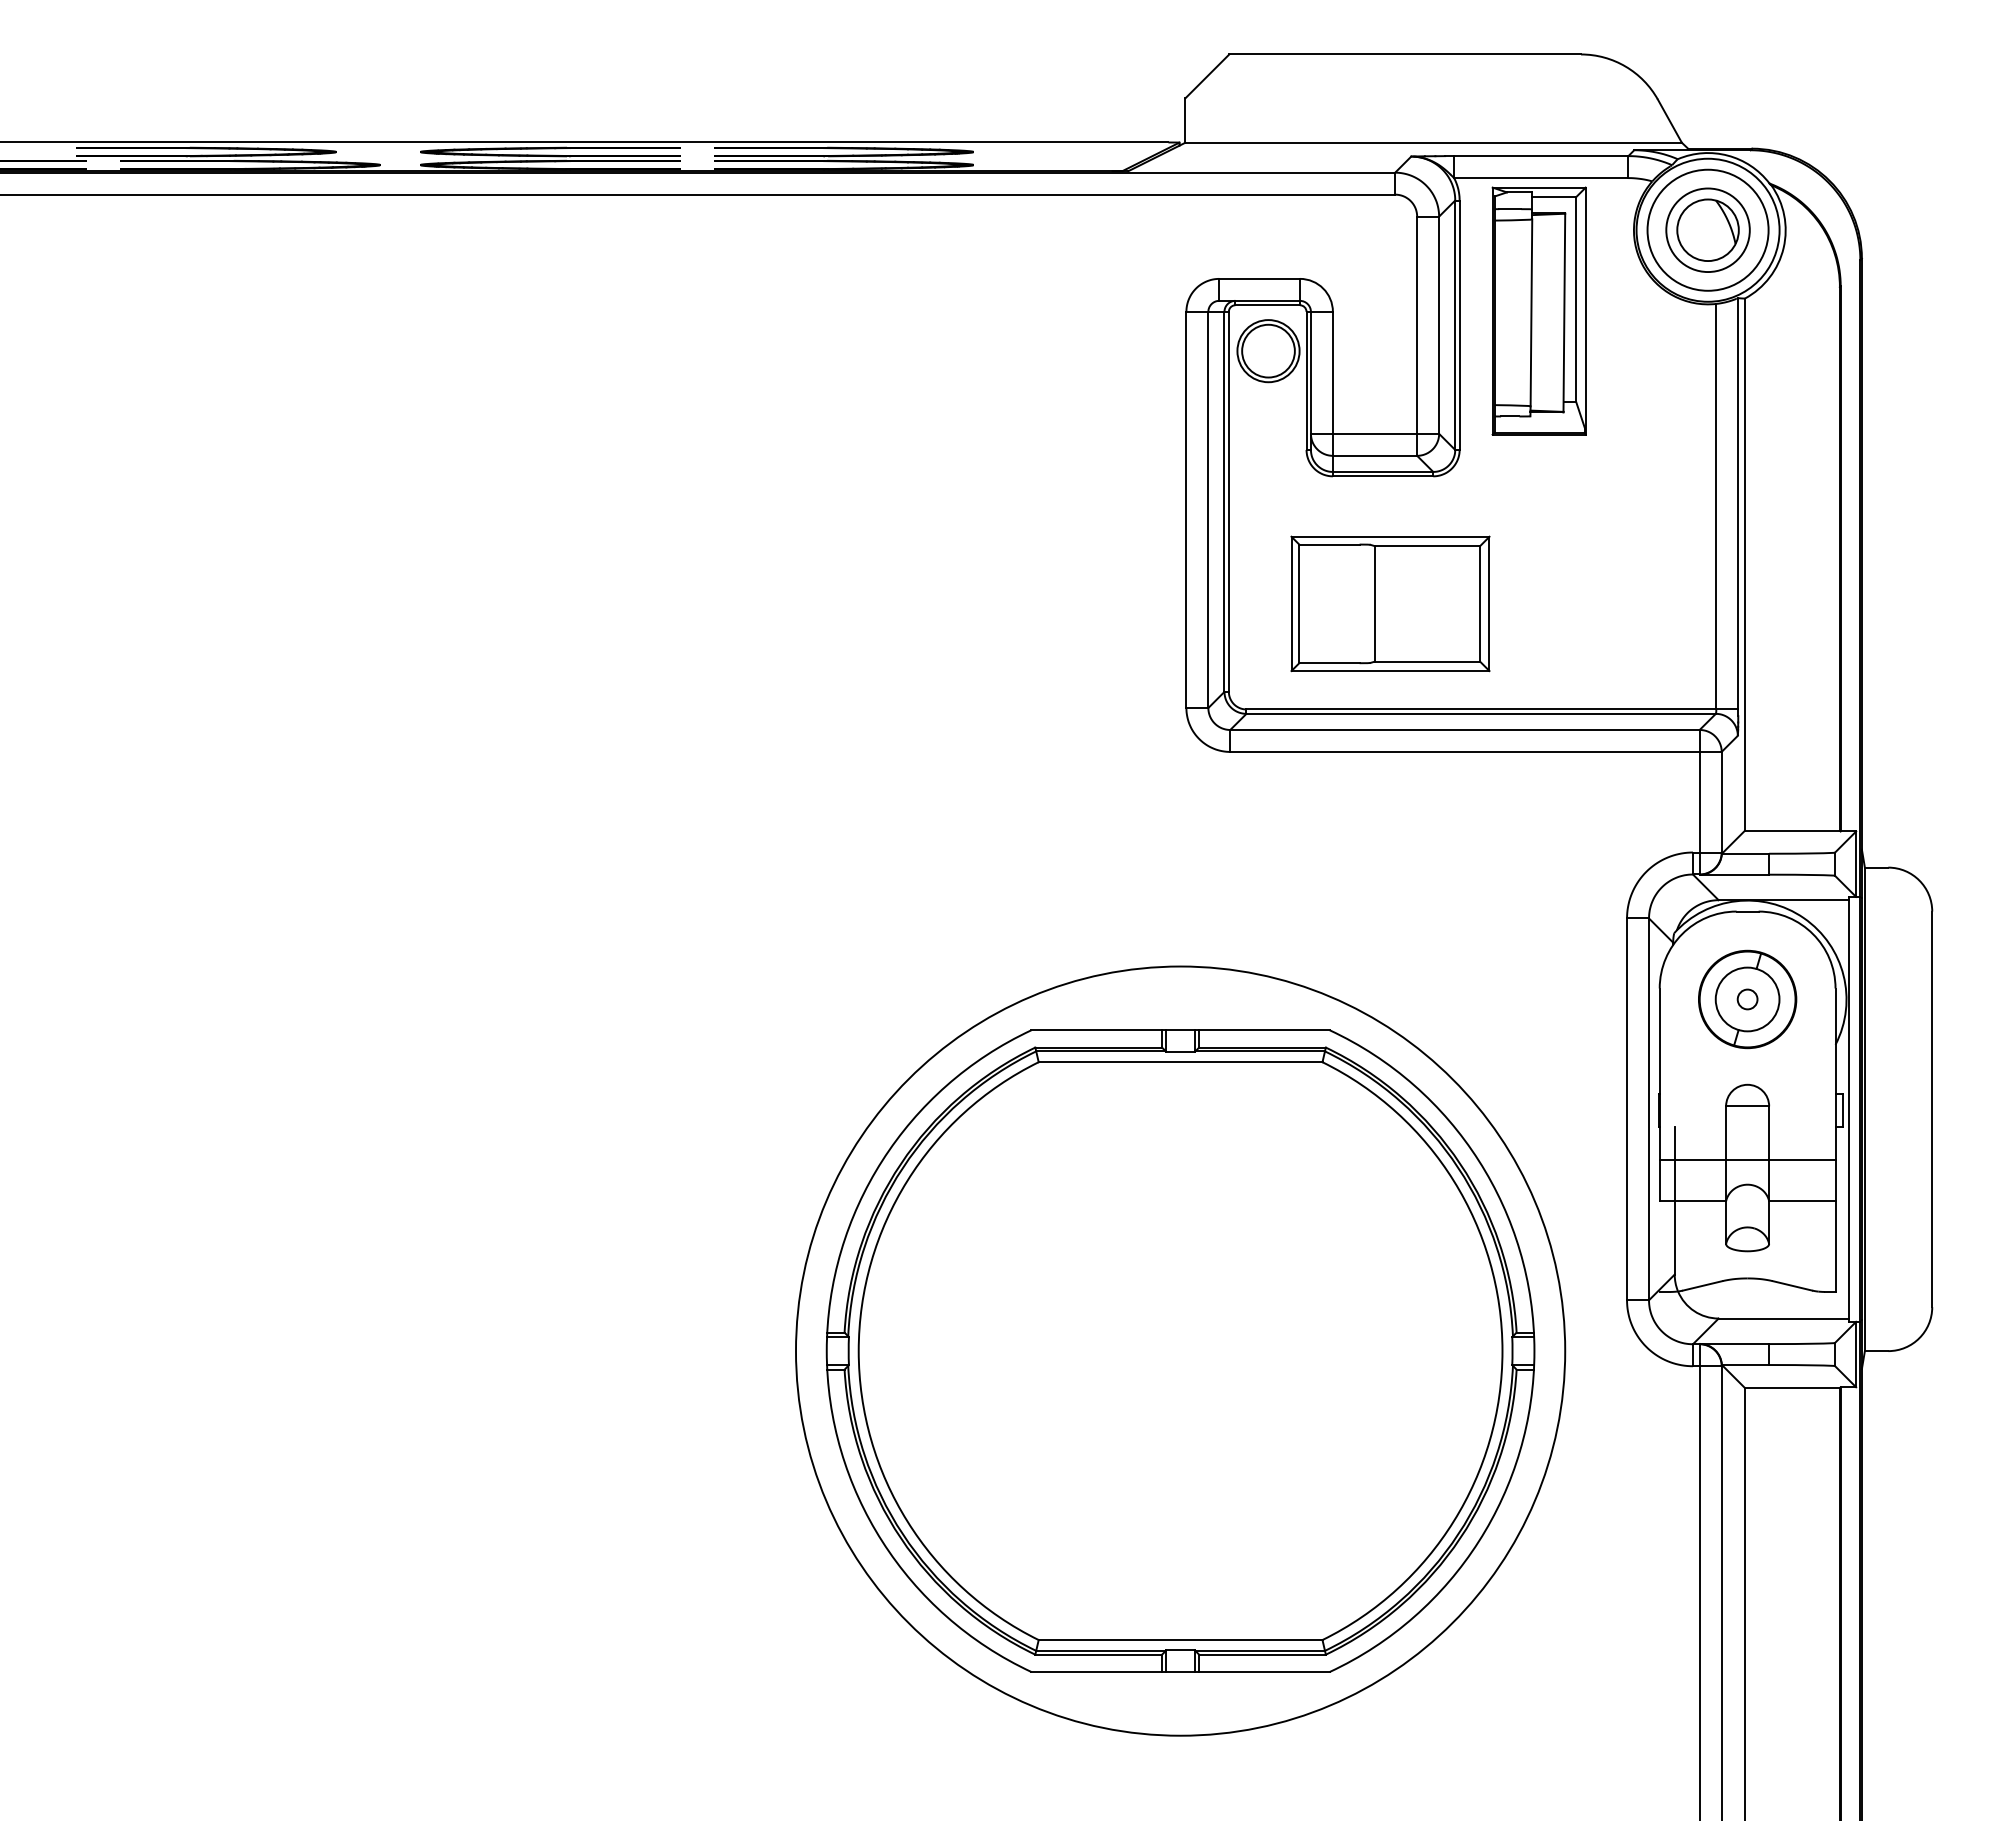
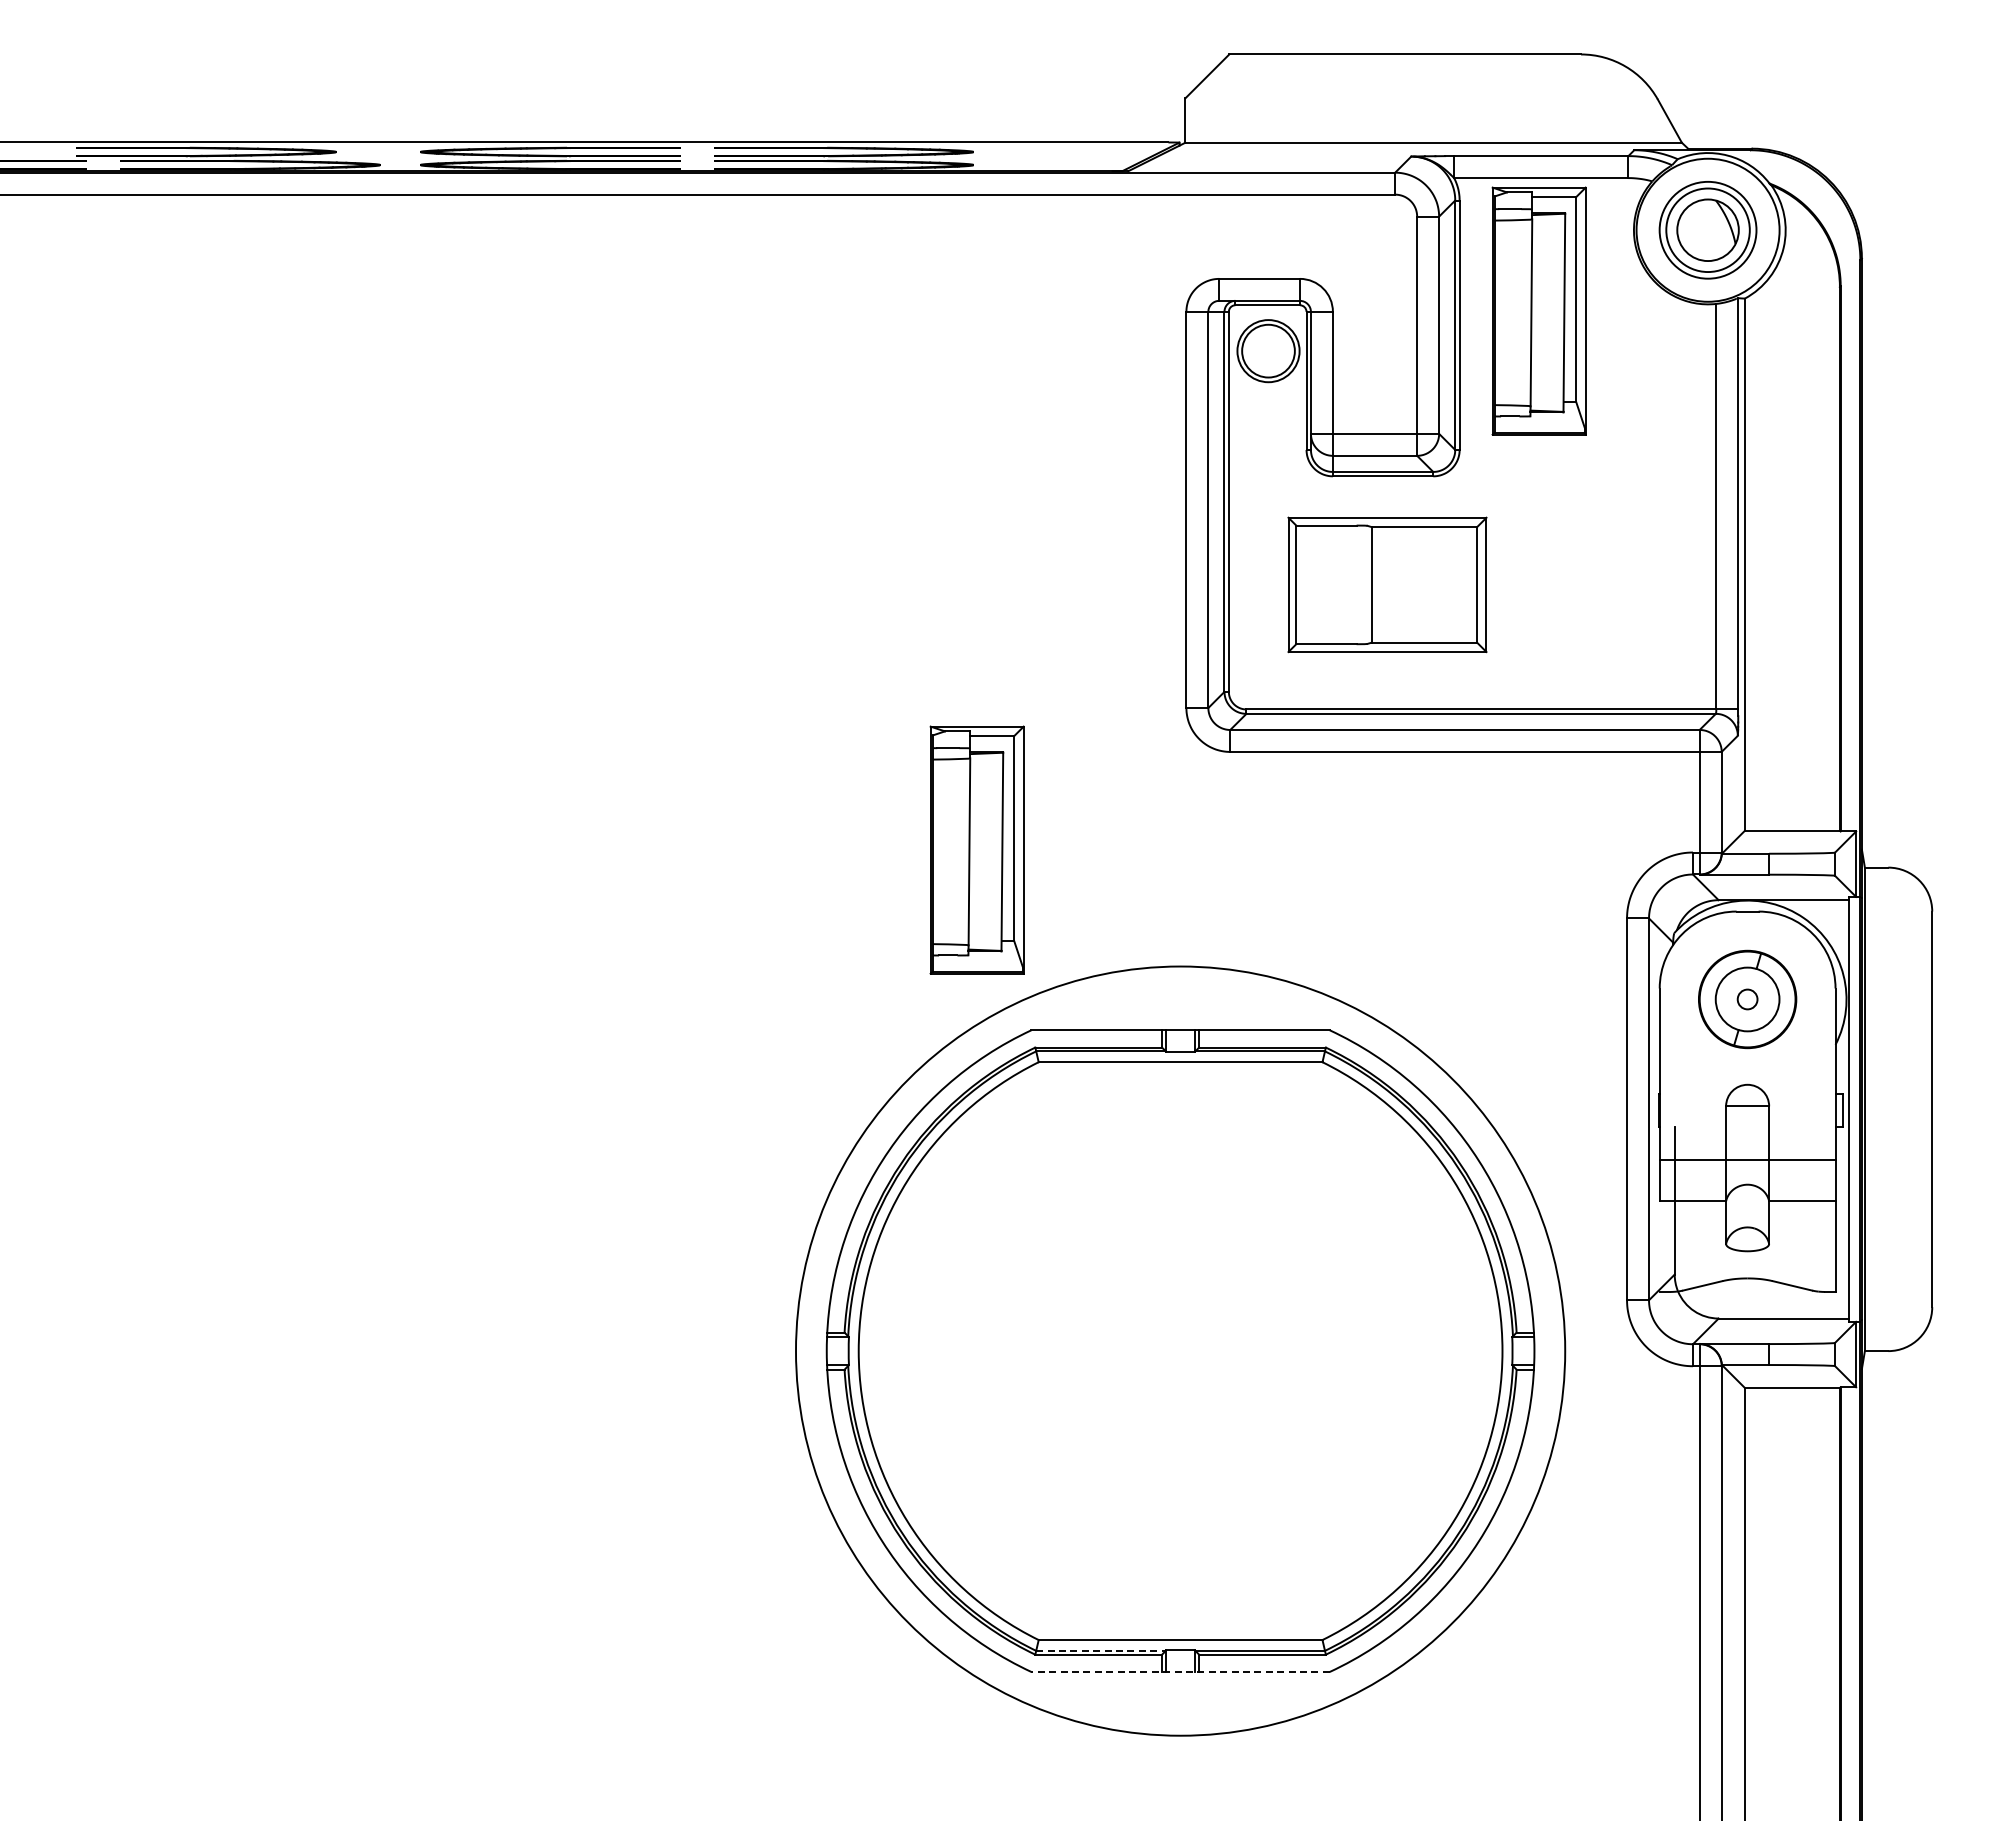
circle diameter: 121 px -> 97 px (1707, 229)
part position: (1390, 603) -> (1387, 584) (1387, 584)
part: none -> present (976, 849)
line: solid -> dashed (1101, 1650)
line: solid -> dashed (1180, 1672)
